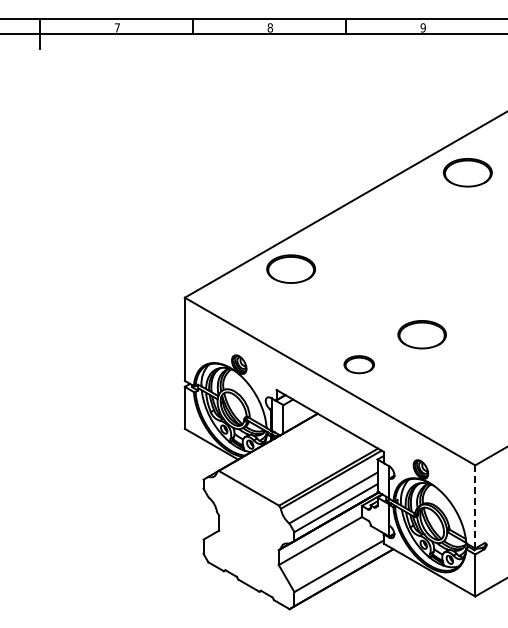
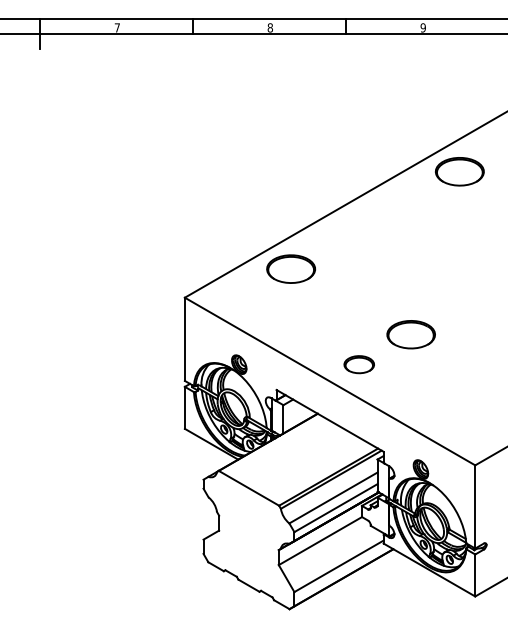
part position: (467, 172) -> (459, 171) (459, 171)
part position: (421, 334) -> (410, 334) (410, 334)
line: dashed -> solid (475, 506)
